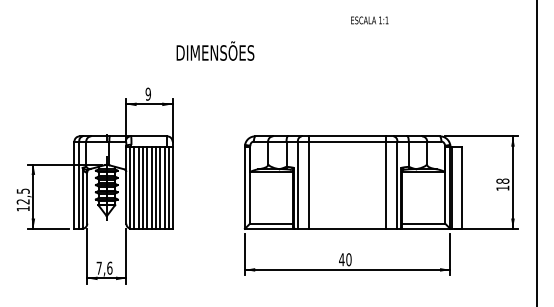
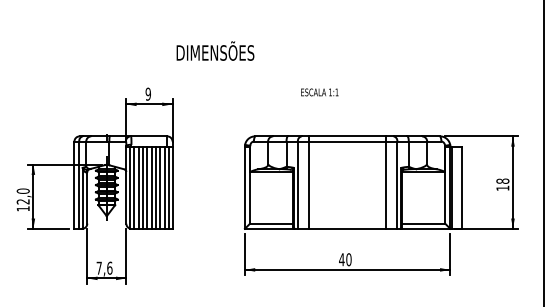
text position: (369, 20) -> (319, 92) (319, 92)
line position: (537, 152) -> (544, 152) (544, 152)
text: 12,5 -> 12,0 (22, 190)
